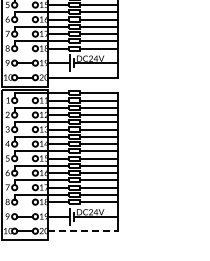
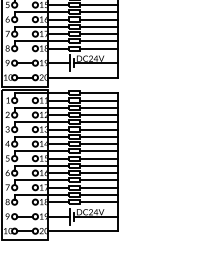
line: dashed -> solid (83, 231)
